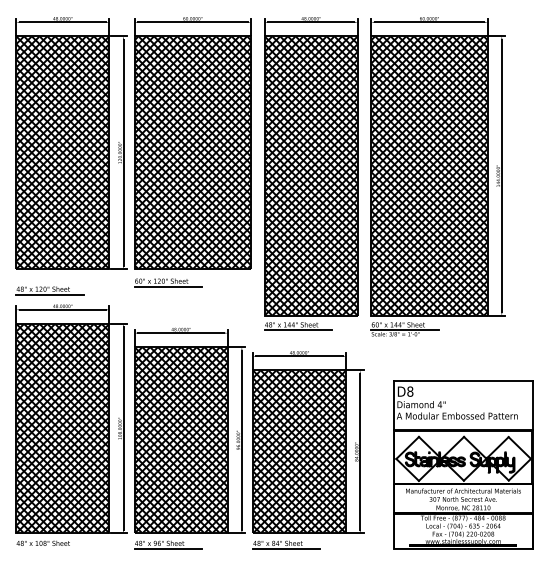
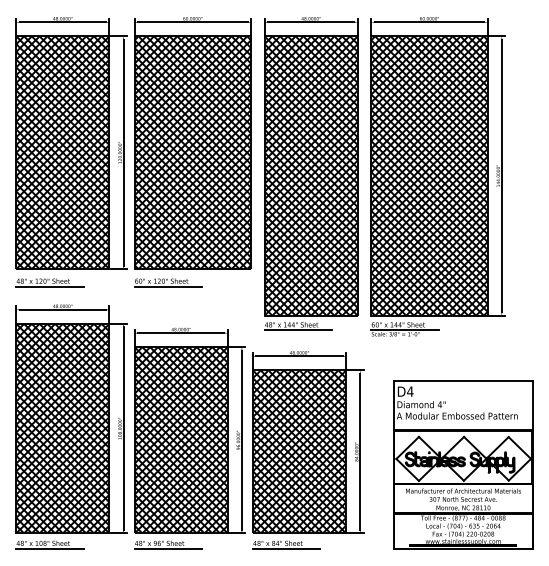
part position: (49, 290) -> (49, 282) (49, 282)
text: D8 -> D4 (410, 391)
line: none -> present (49, 549)
